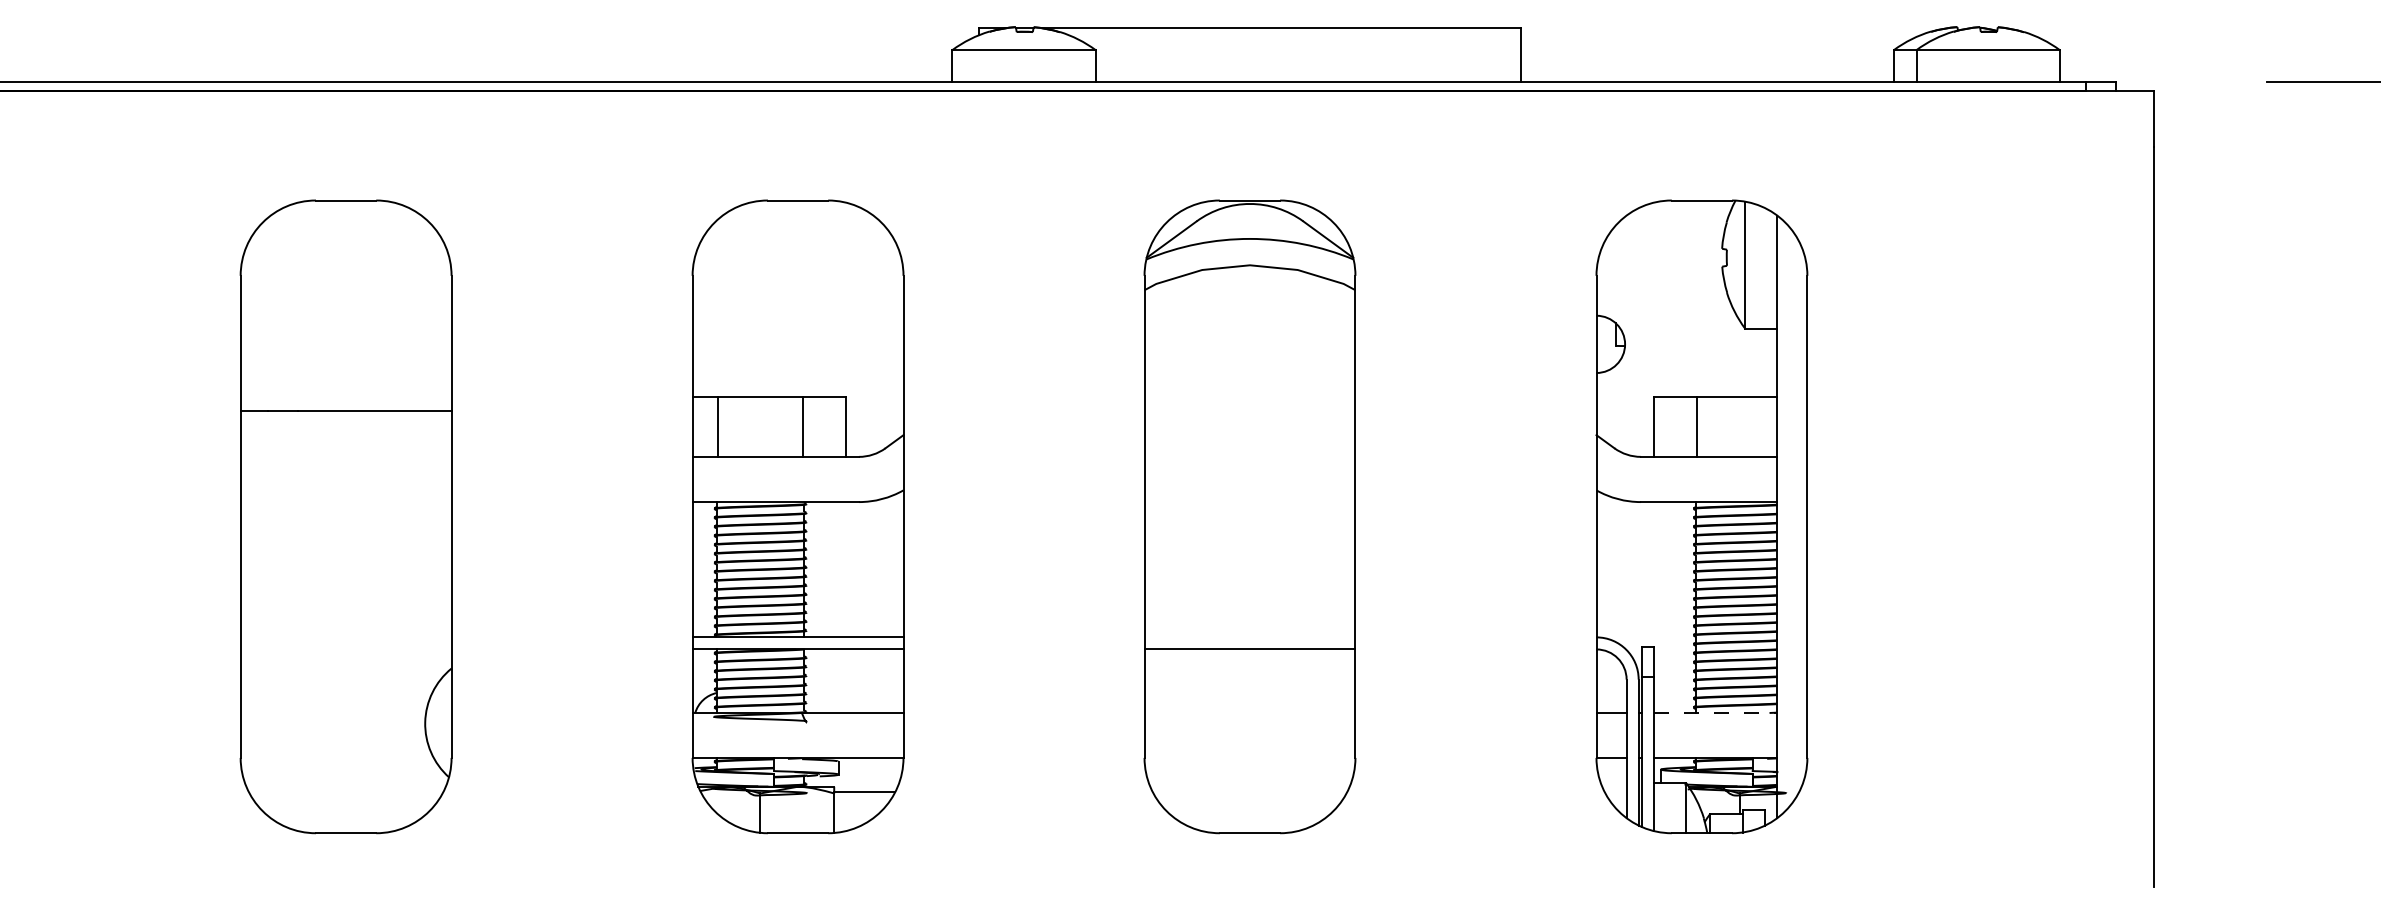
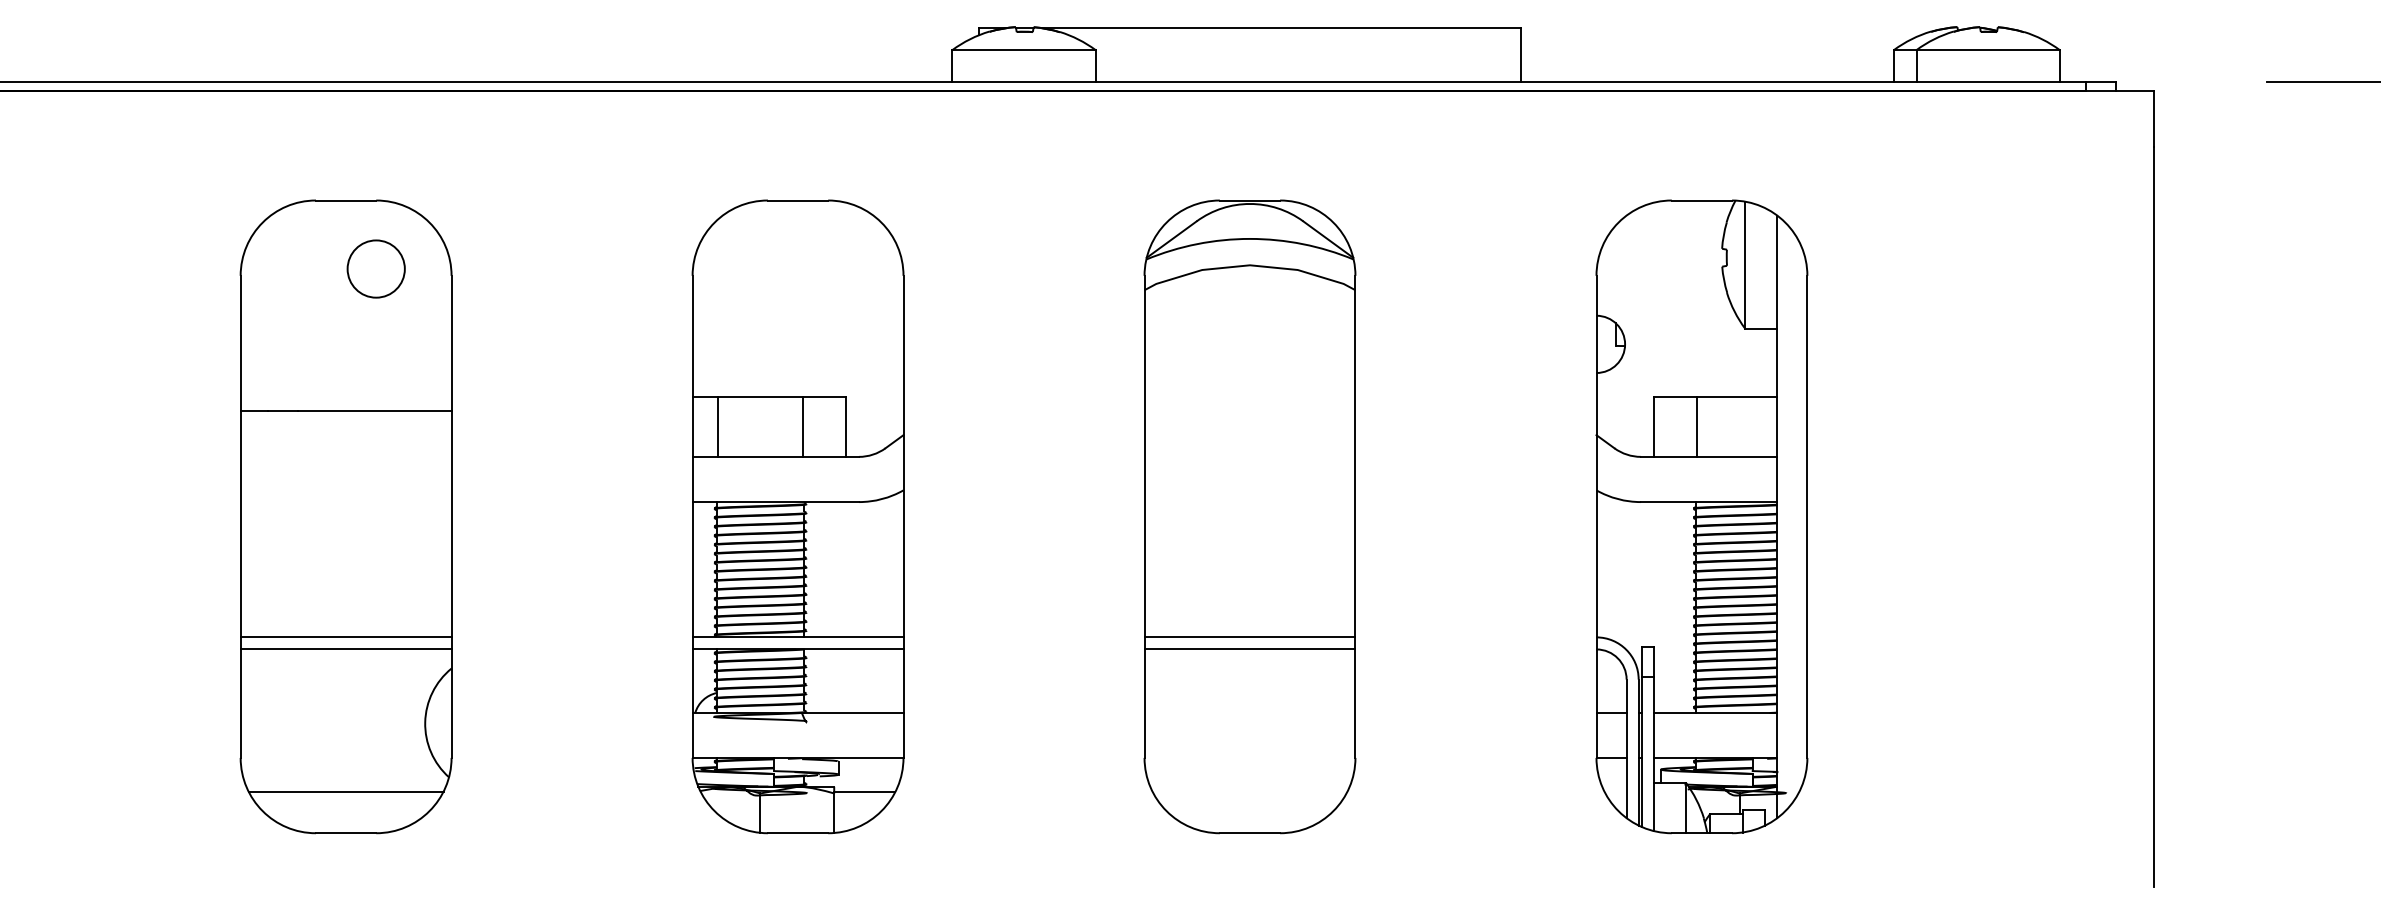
circle: none -> present (375, 268)
line: none -> present (345, 637)
line: none -> present (1249, 637)
line: none -> present (345, 649)
line: dashed -> solid (1715, 712)
line: none -> present (345, 791)
